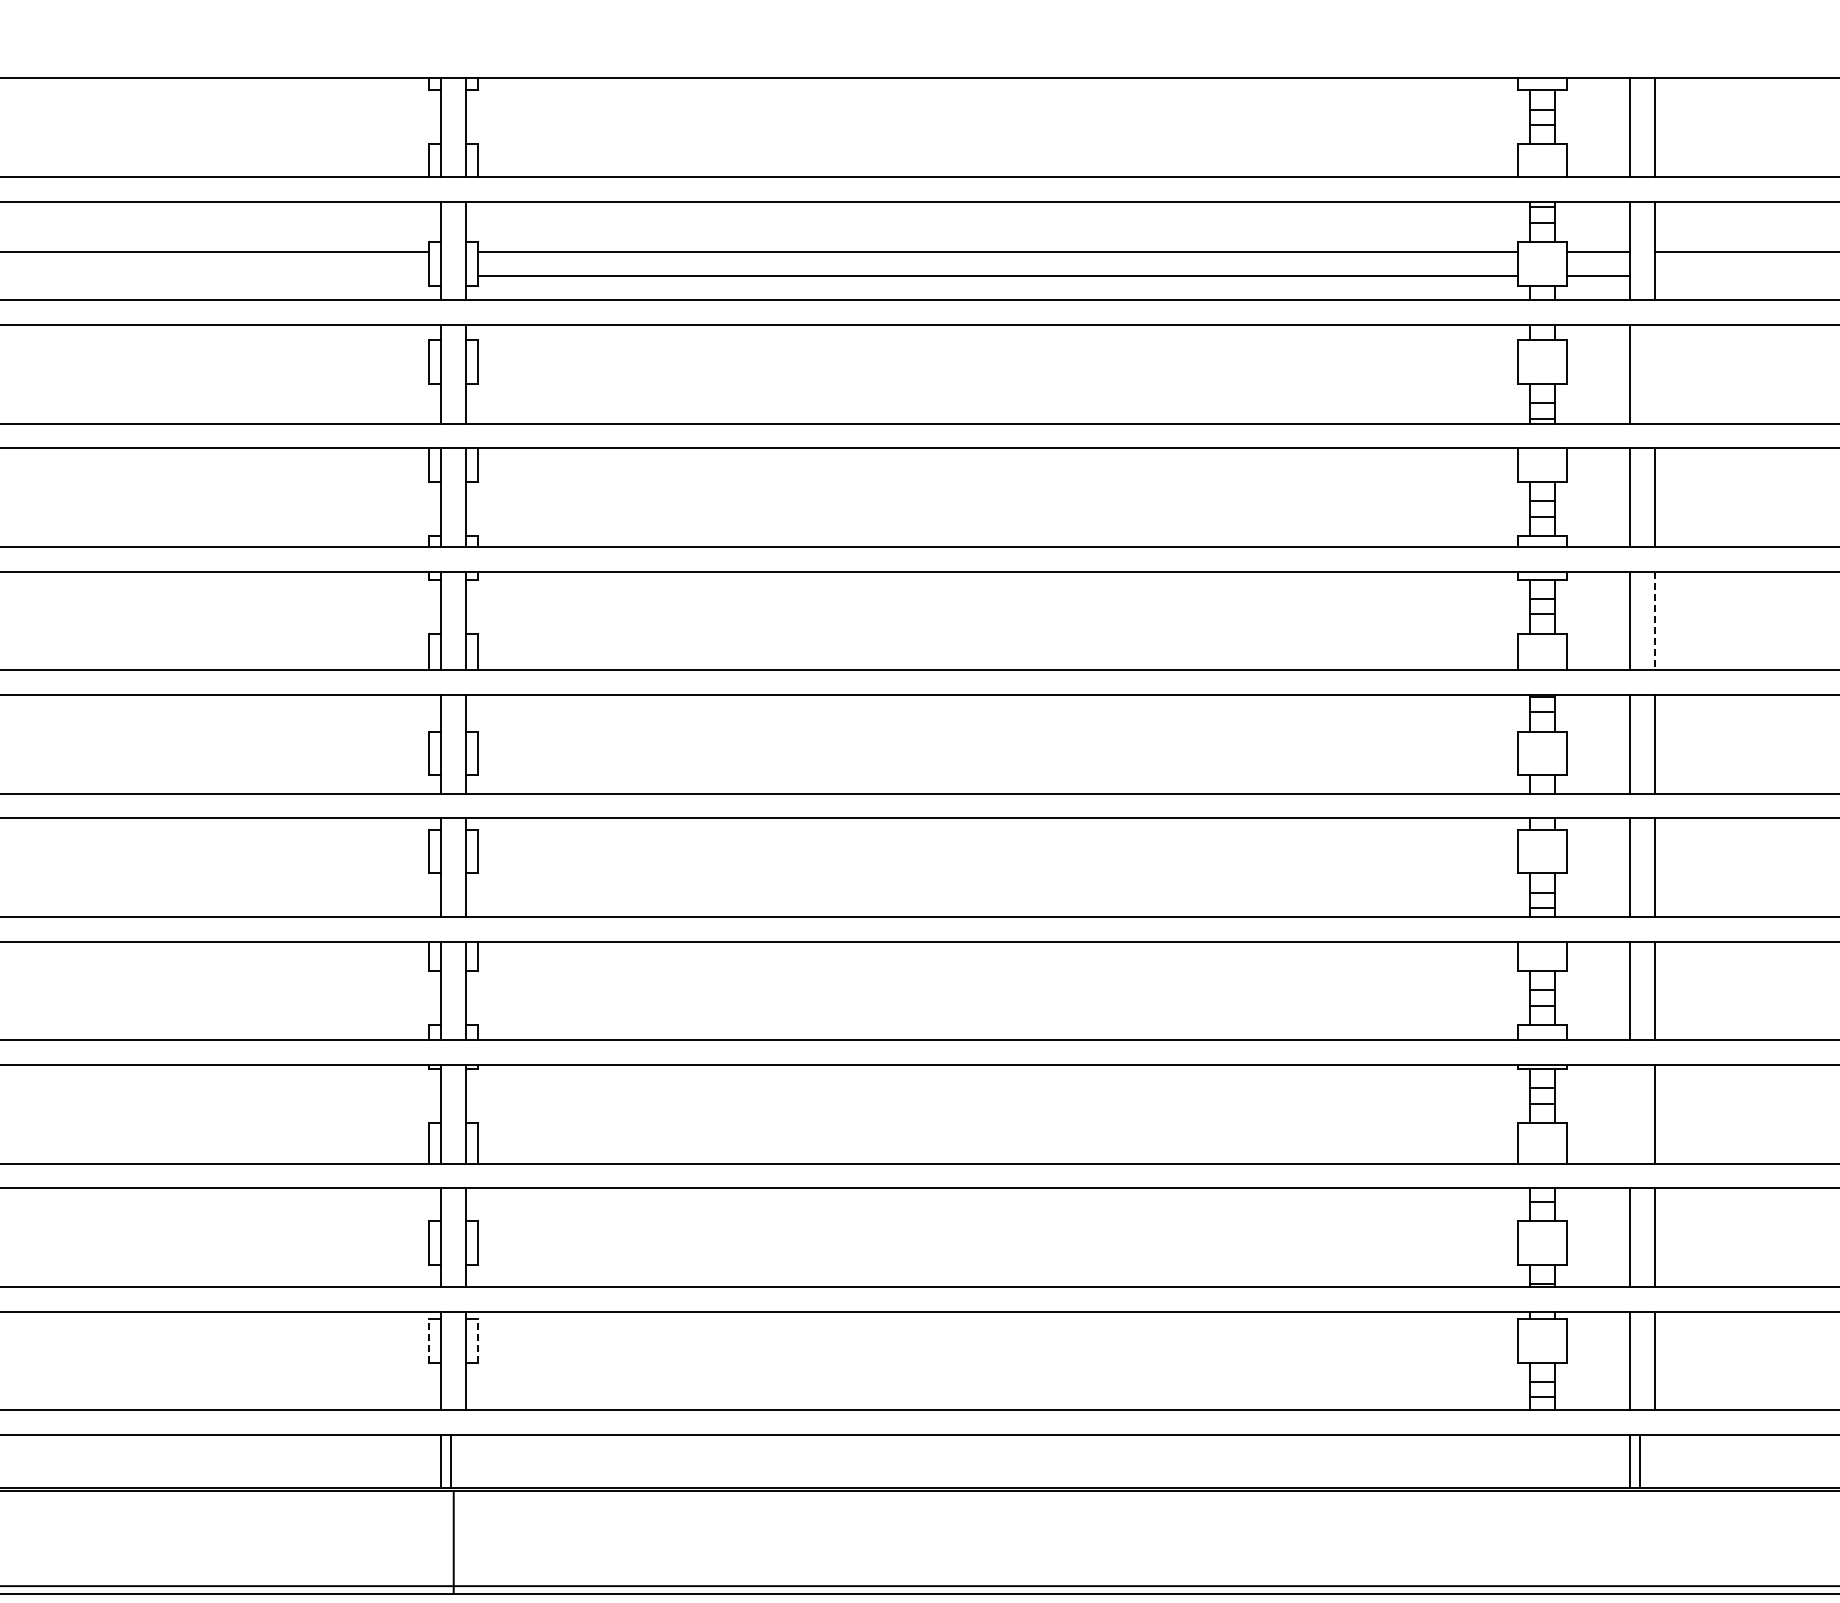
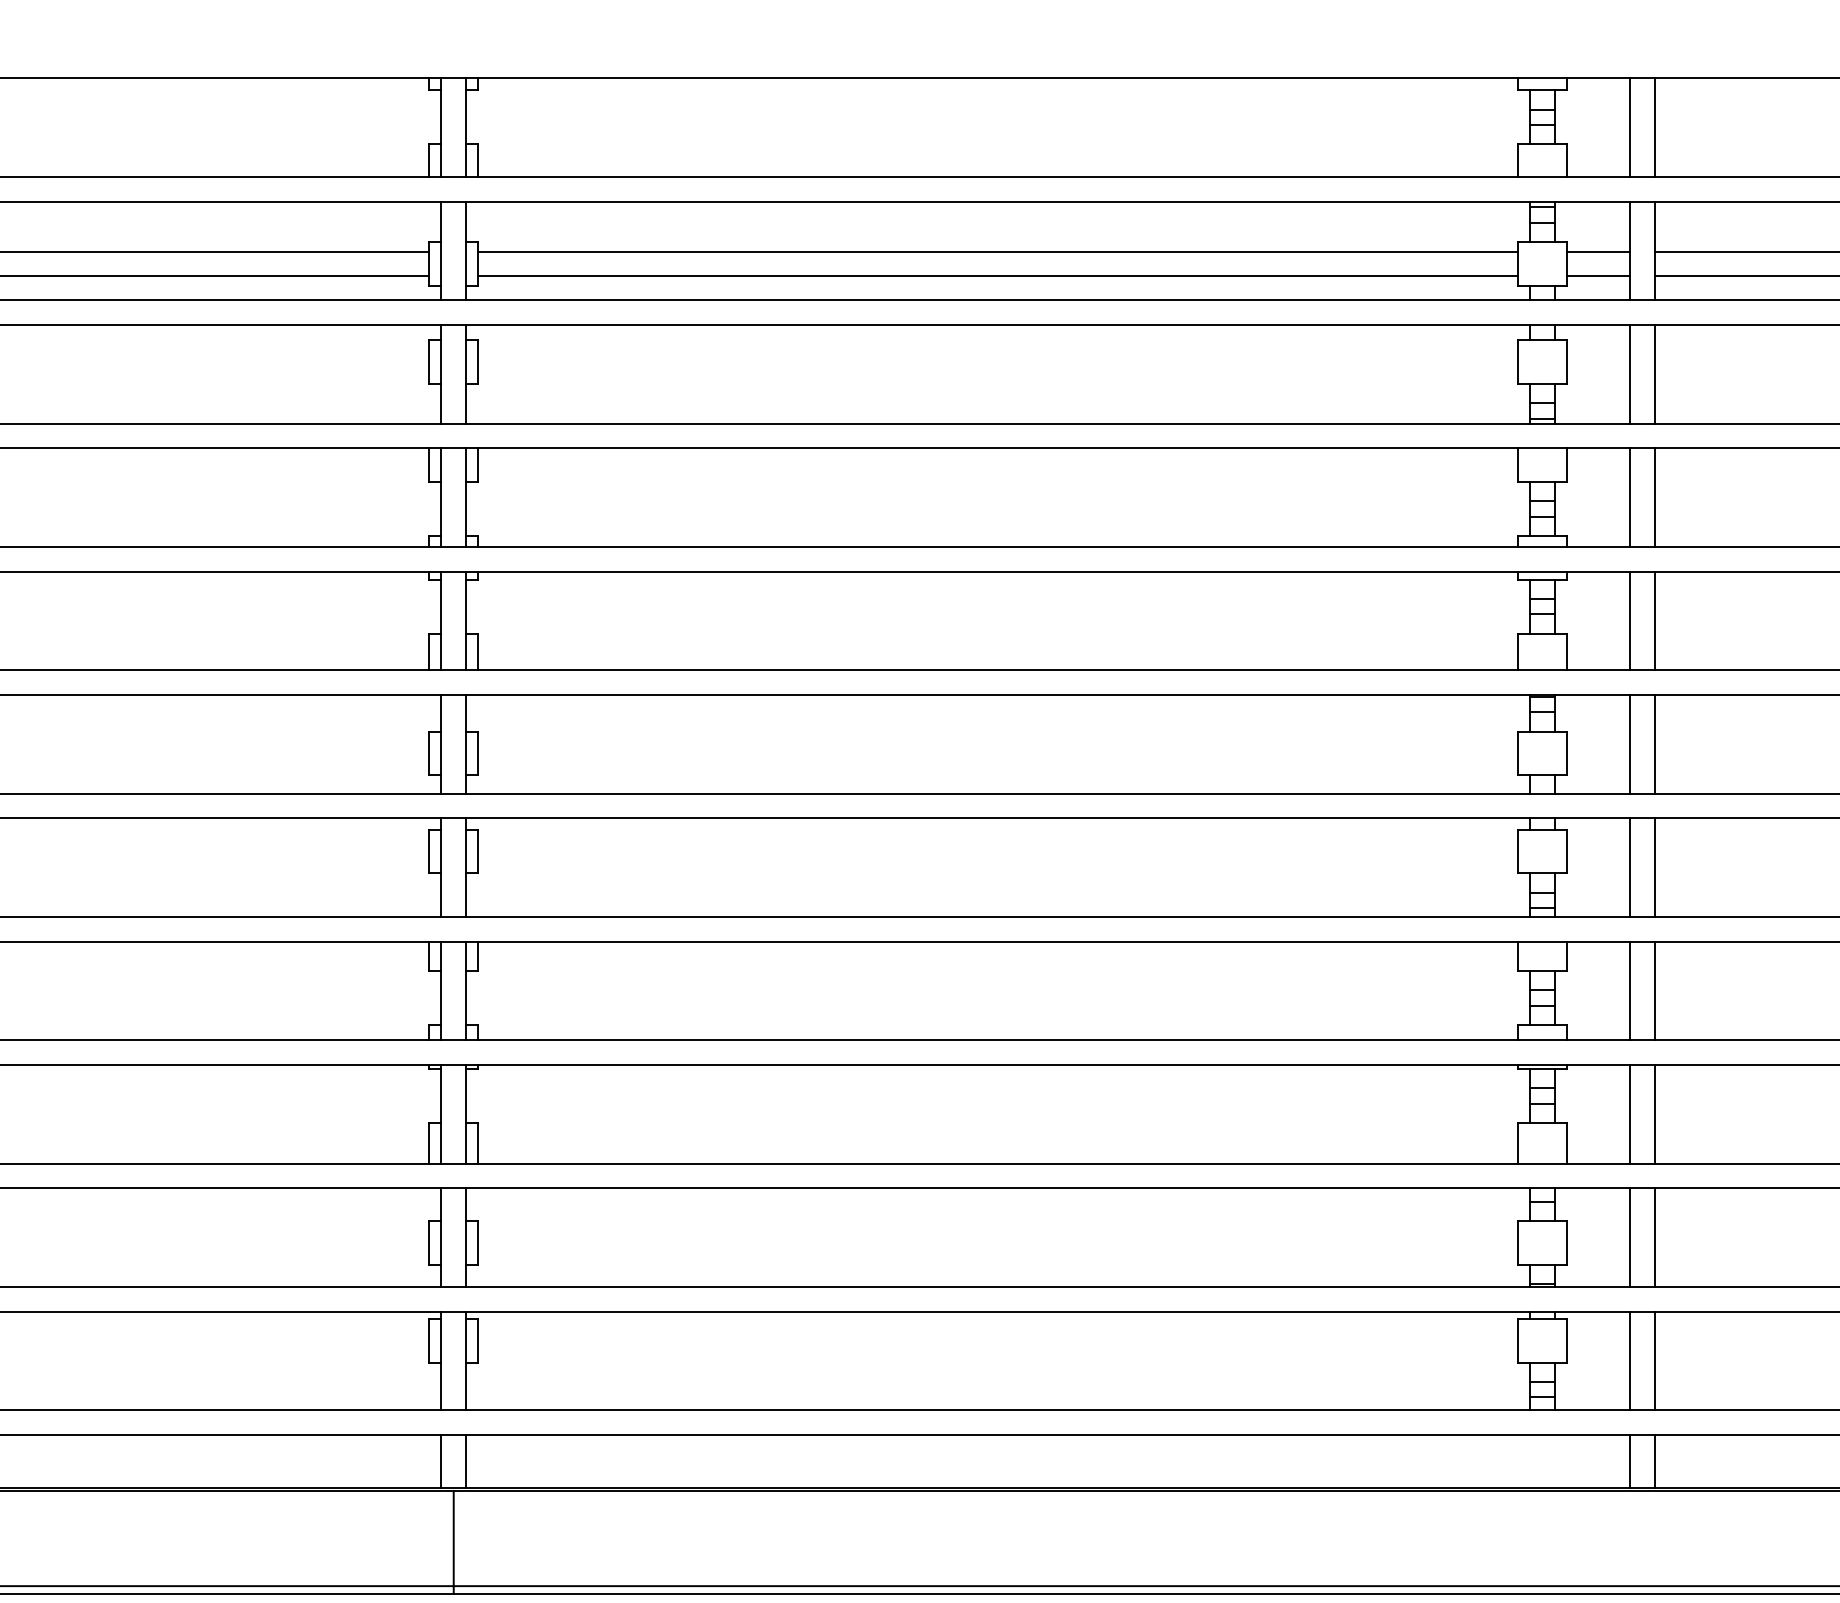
line: none -> present (215, 276)
line: none -> present (1745, 276)
line: none -> present (1654, 373)
line: dashed -> solid (1654, 621)
line: none -> present (1630, 1113)
line: dashed -> solid (429, 1340)
line: dashed -> solid (478, 1340)
line position: (450, 1461) -> (465, 1461) (465, 1461)
line position: (1639, 1461) -> (1654, 1461) (1654, 1461)
